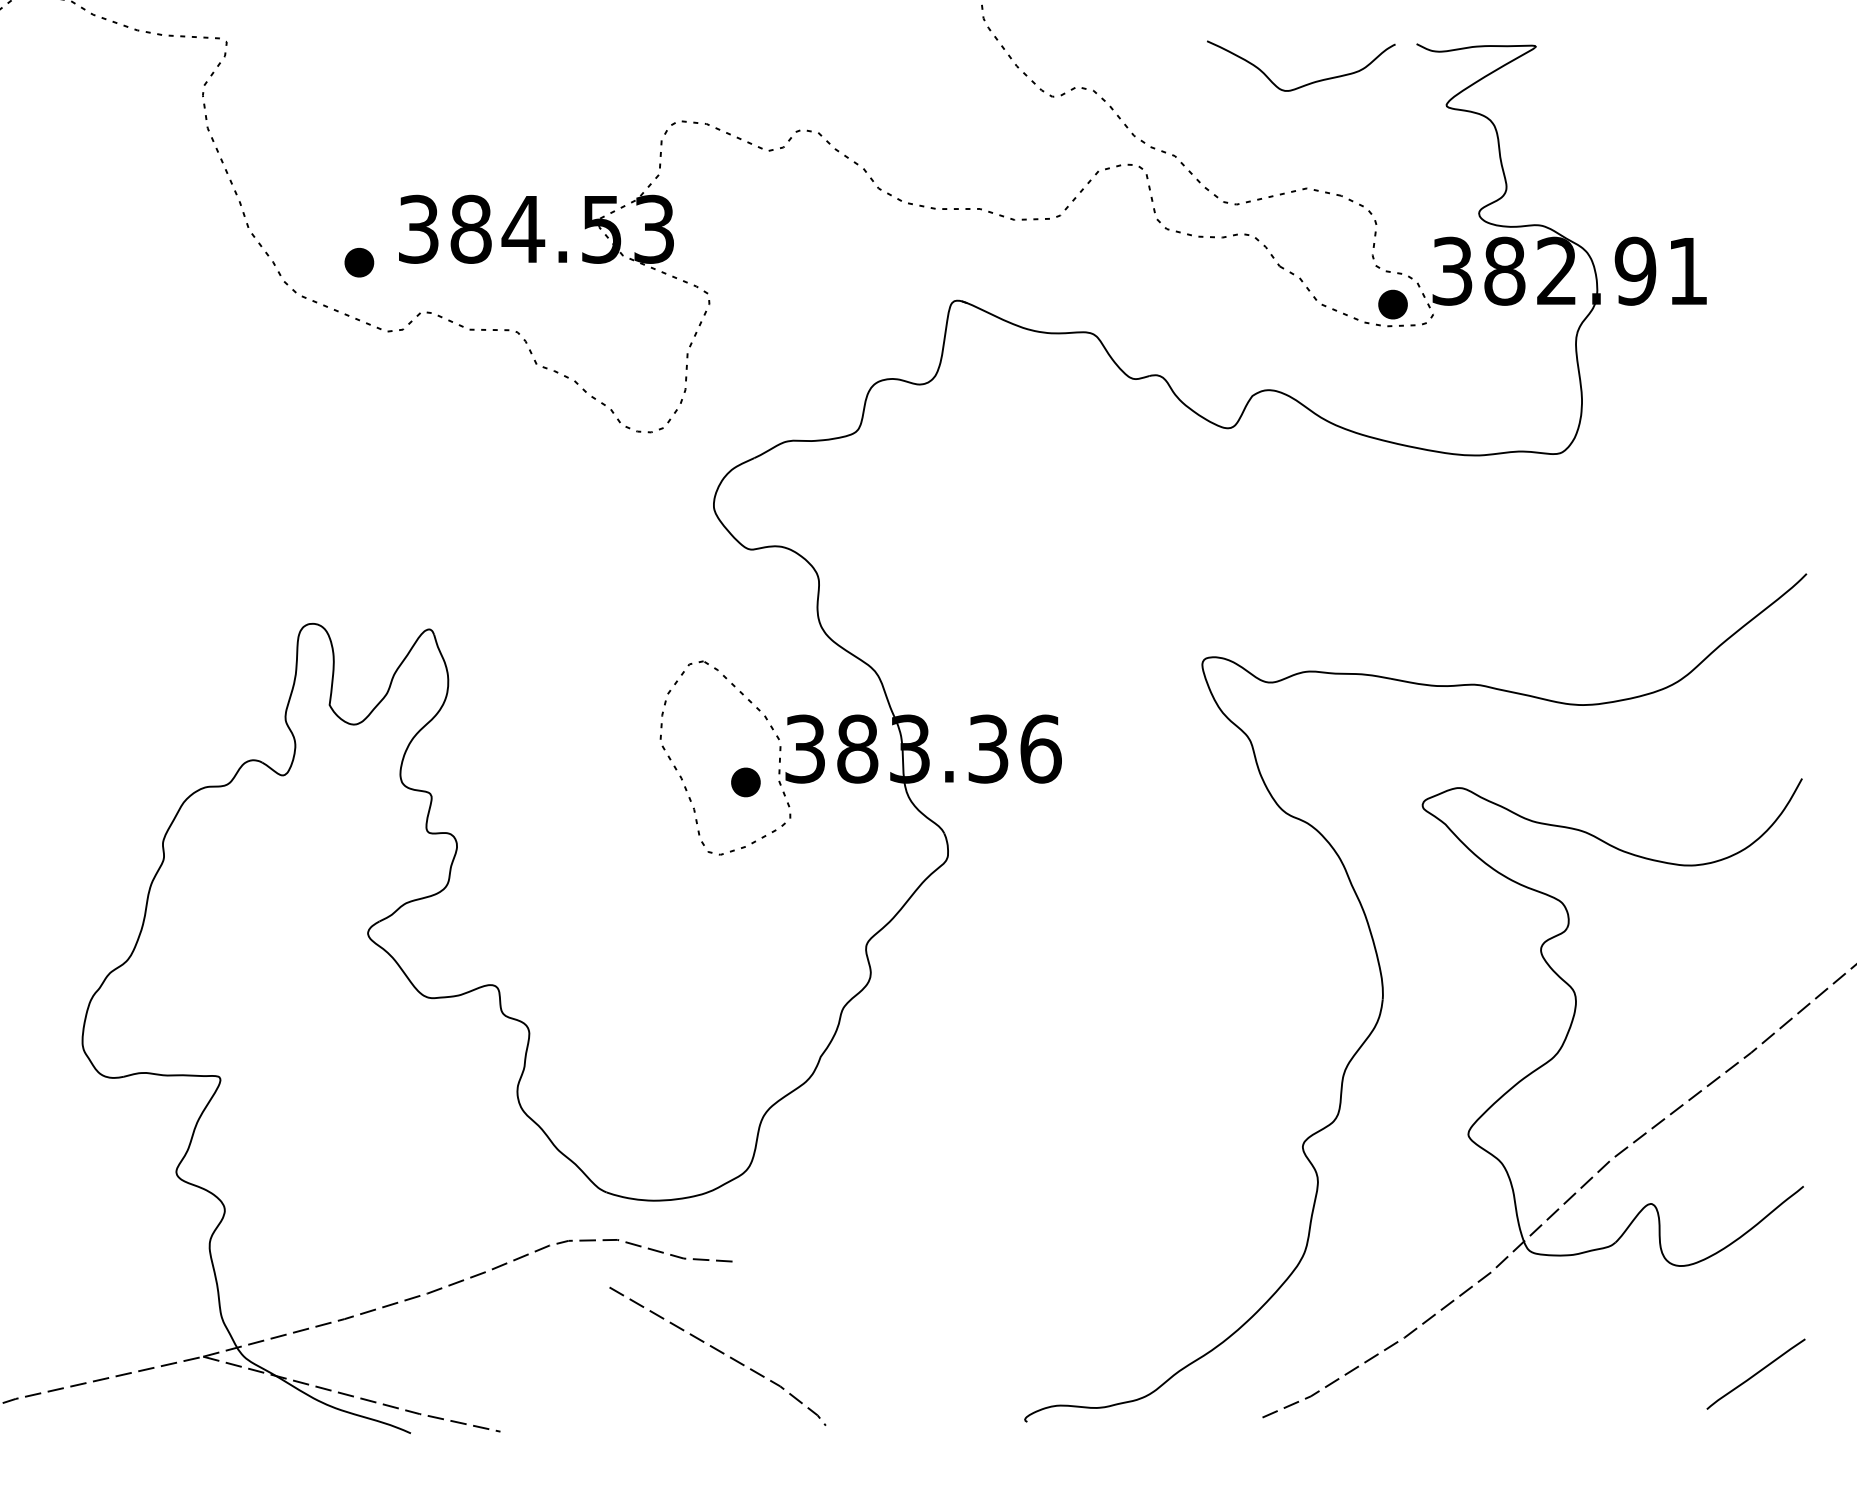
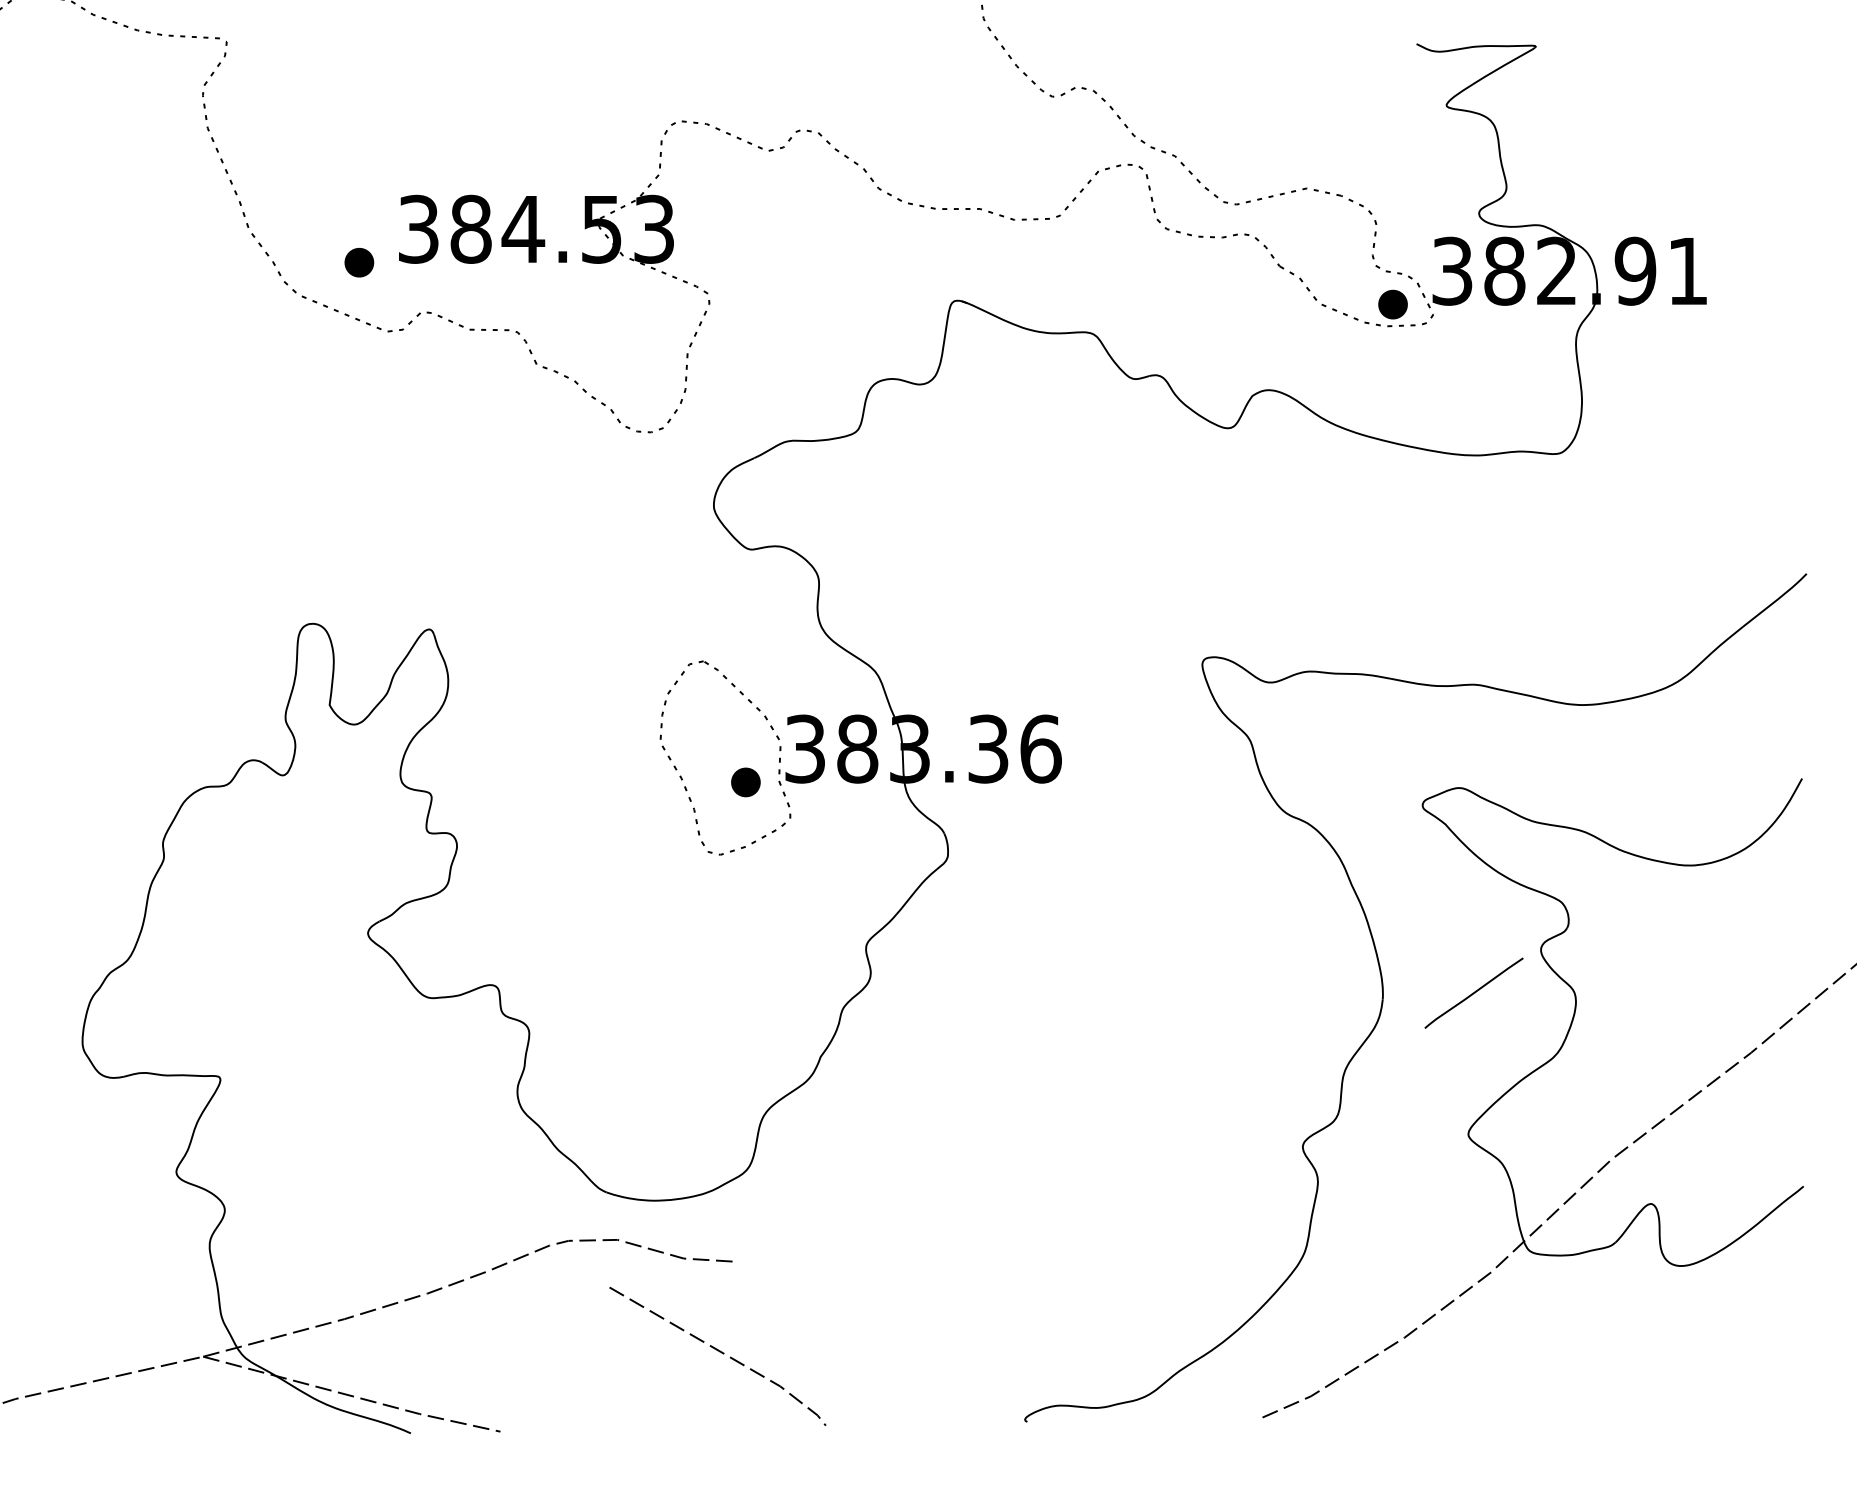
curve: present -> none (1307, 83)
line position: (1755, 1373) -> (1473, 992) (1473, 992)
